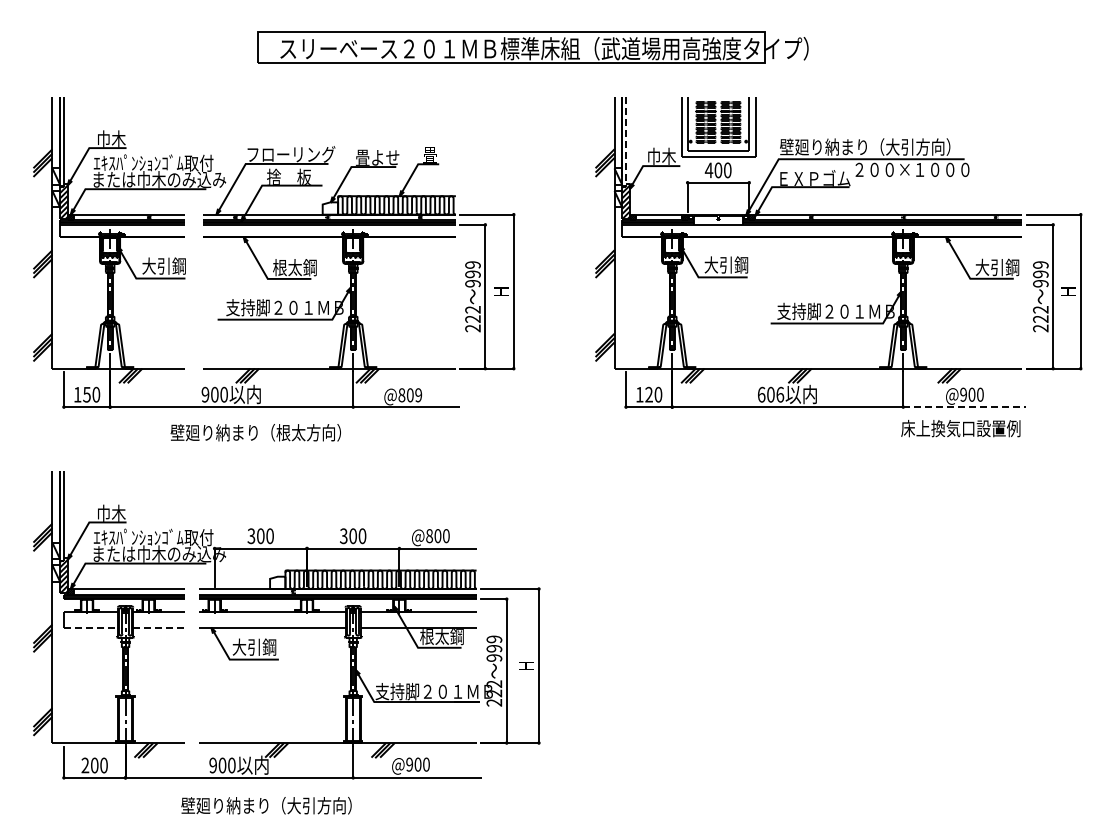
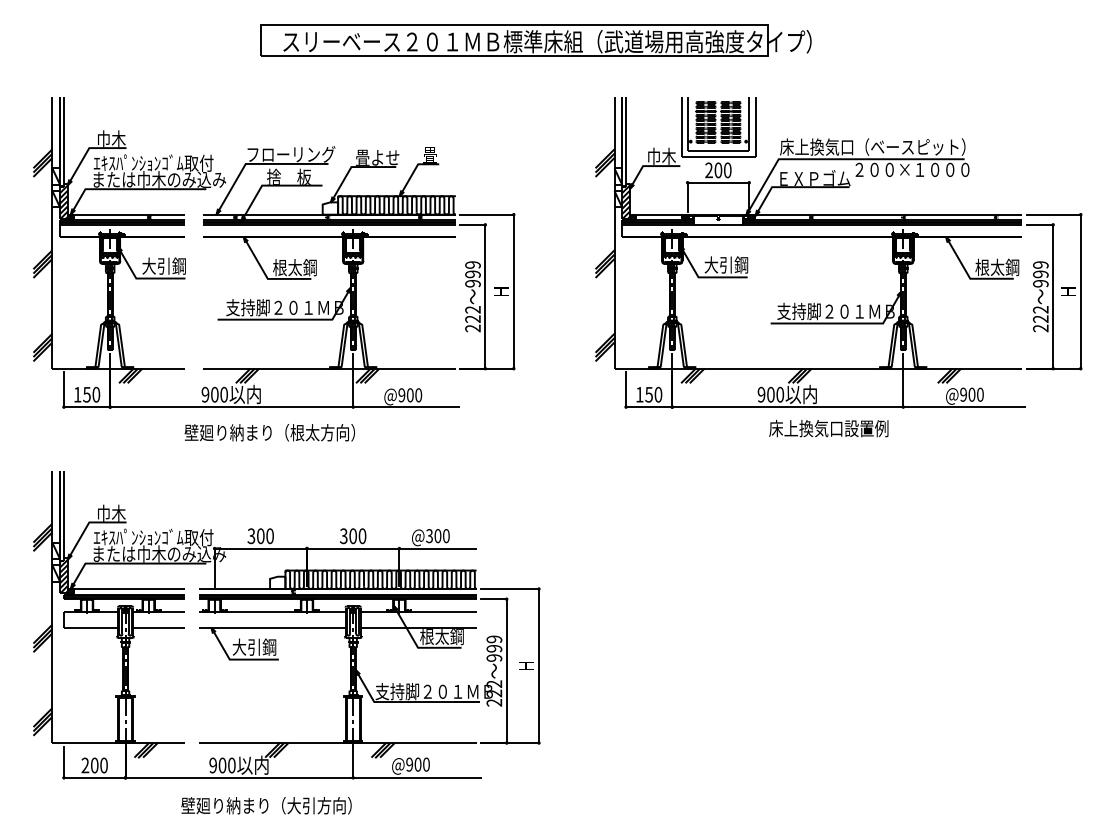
part position: (532, 47) -> (535, 40) (535, 40)
line: dashed -> solid (626, 142)
text: 壁廻り納まり（大引方向） -> 床上換気口（ベースピット） (872, 146)
text: 400 -> 200 (708, 170)
text: 大引鋼 -> 根太鋼 (989, 267)
text: 120 -> 150 (648, 394)
text: 606 -> 900 (770, 394)
text: @809 -> @900 (410, 395)
line: dashed -> solid (965, 407)
text position: (960, 428) -> (828, 428) (828, 428)
text position: (255, 432) -> (269, 432) (269, 432)
text: @800 -> @300 (429, 536)
line: dashed -> solid (90, 627)
line: dashed -> solid (159, 627)
